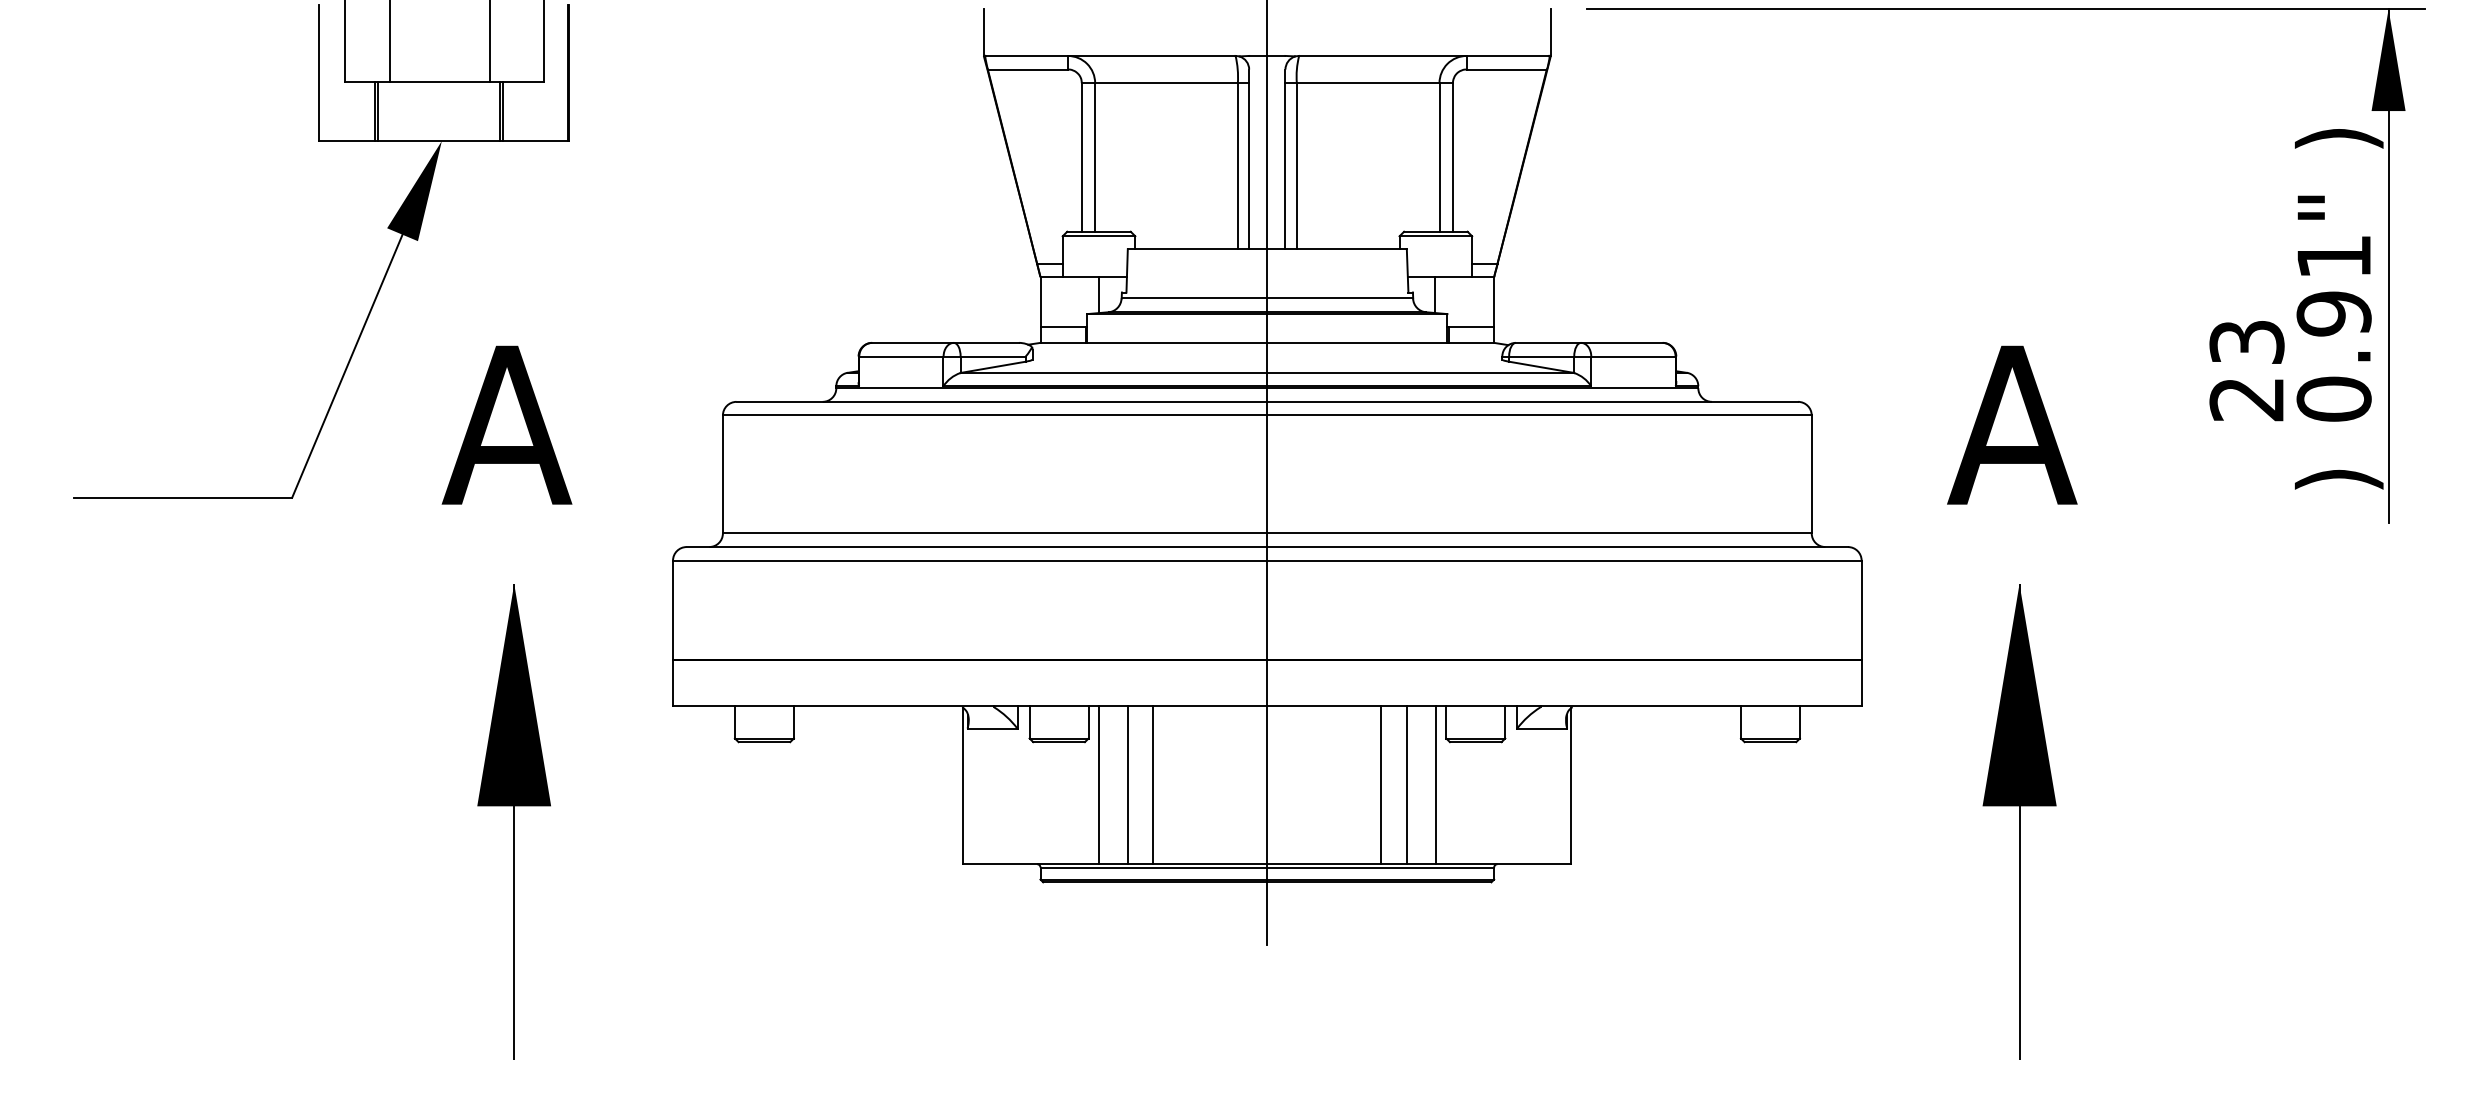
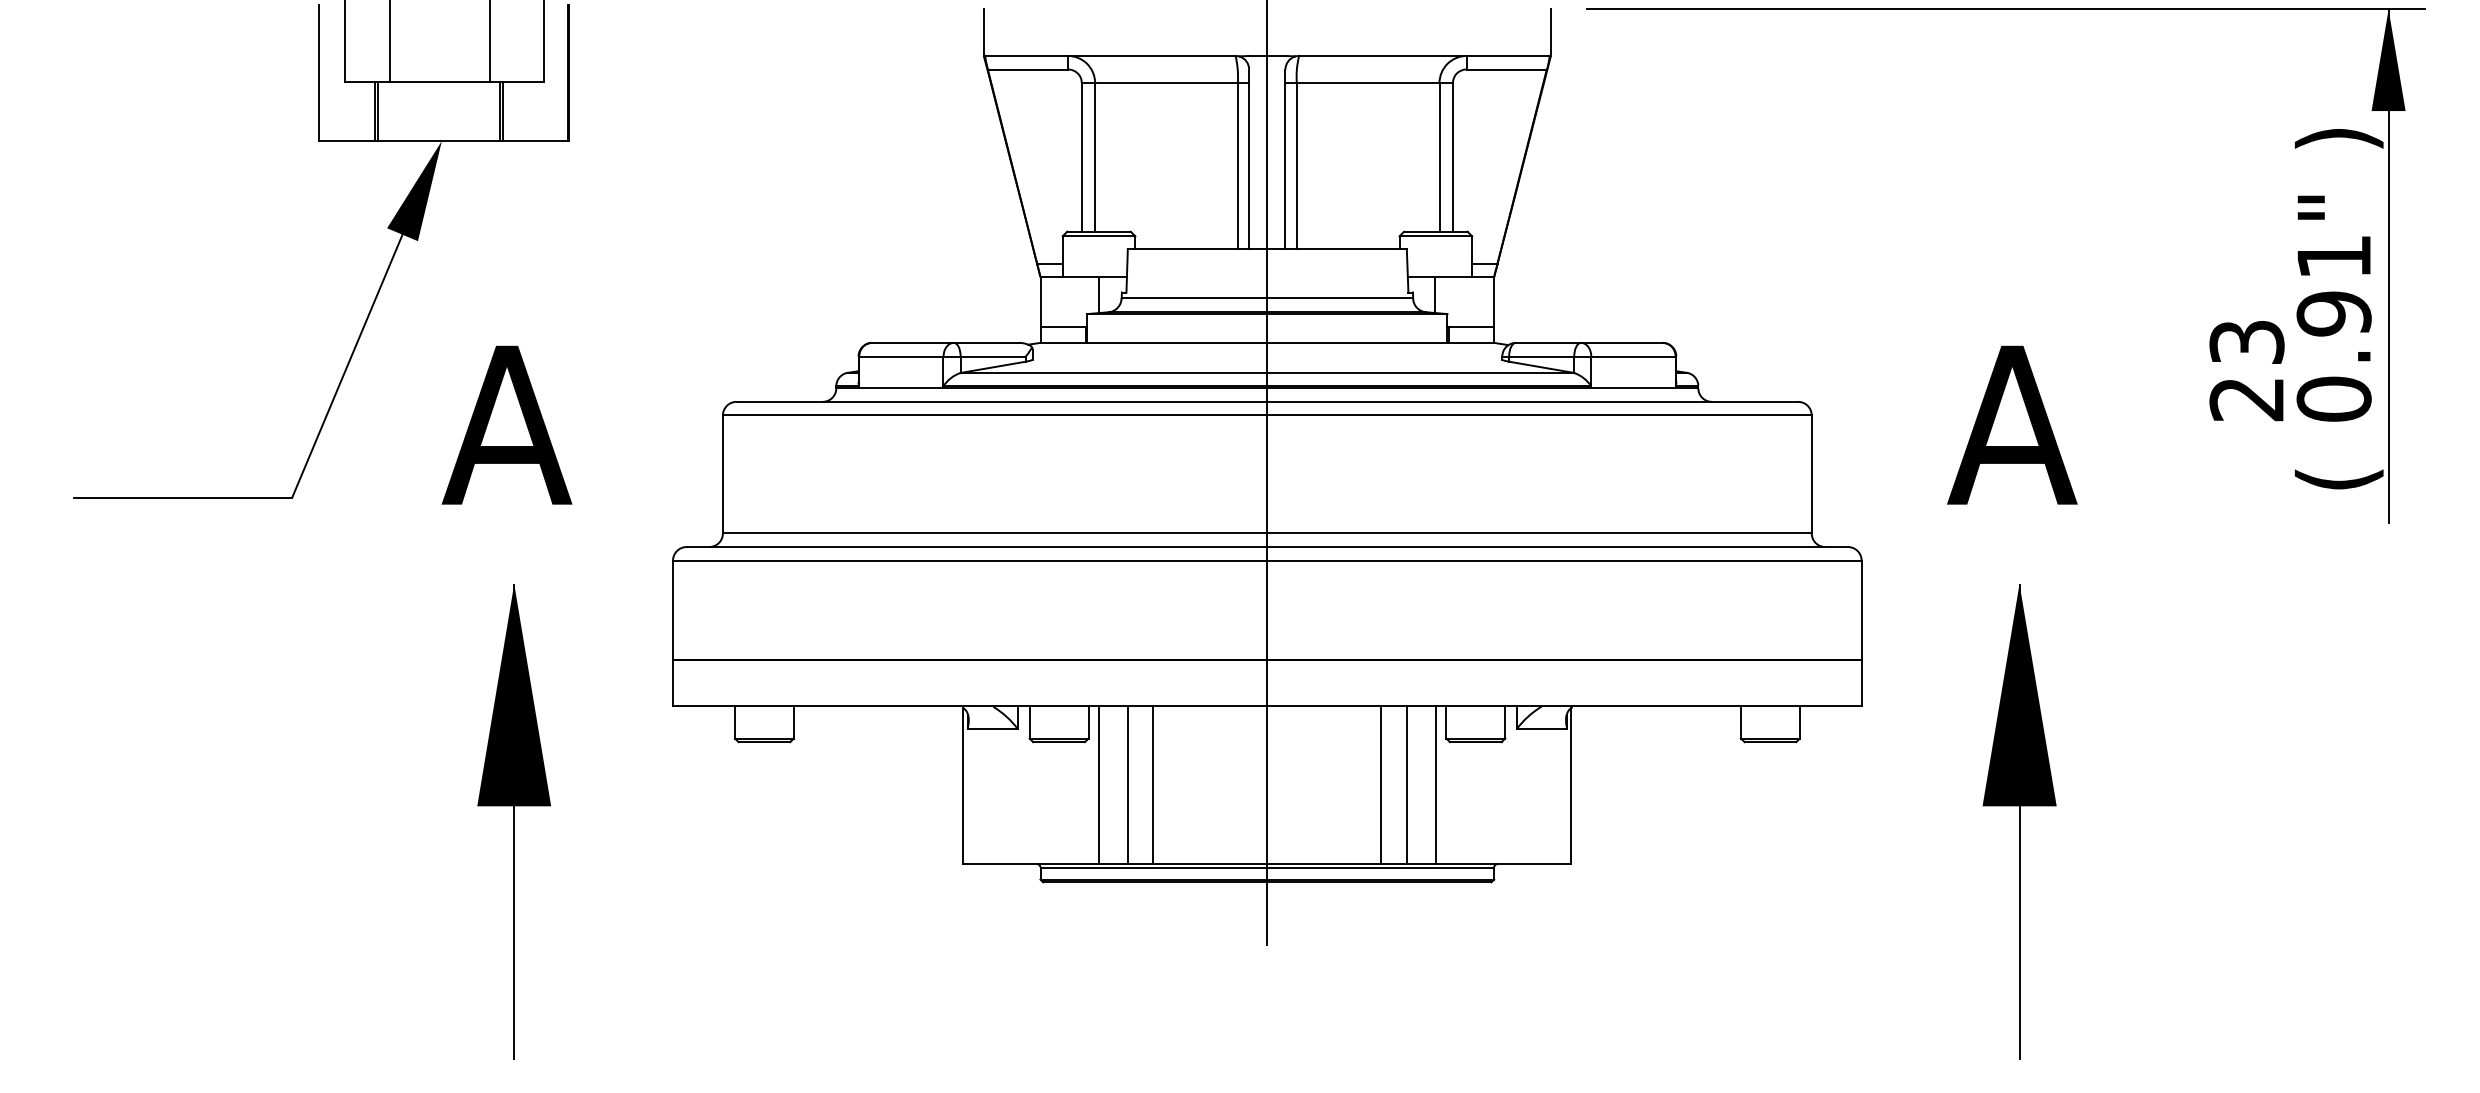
text: ) -> ( (2338, 479)
